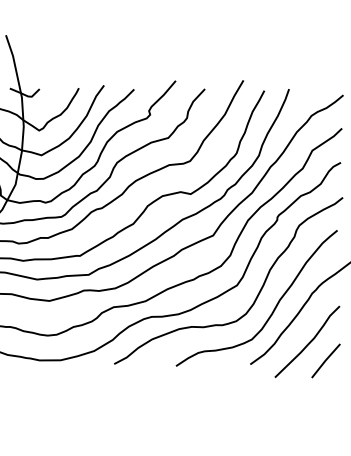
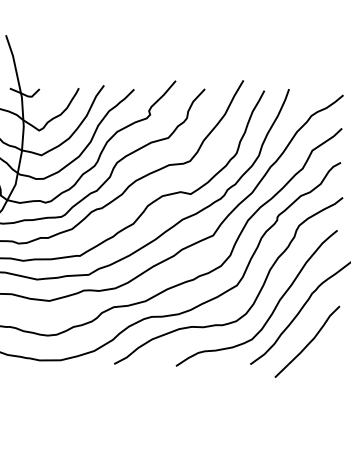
line: present -> none (325, 360)
